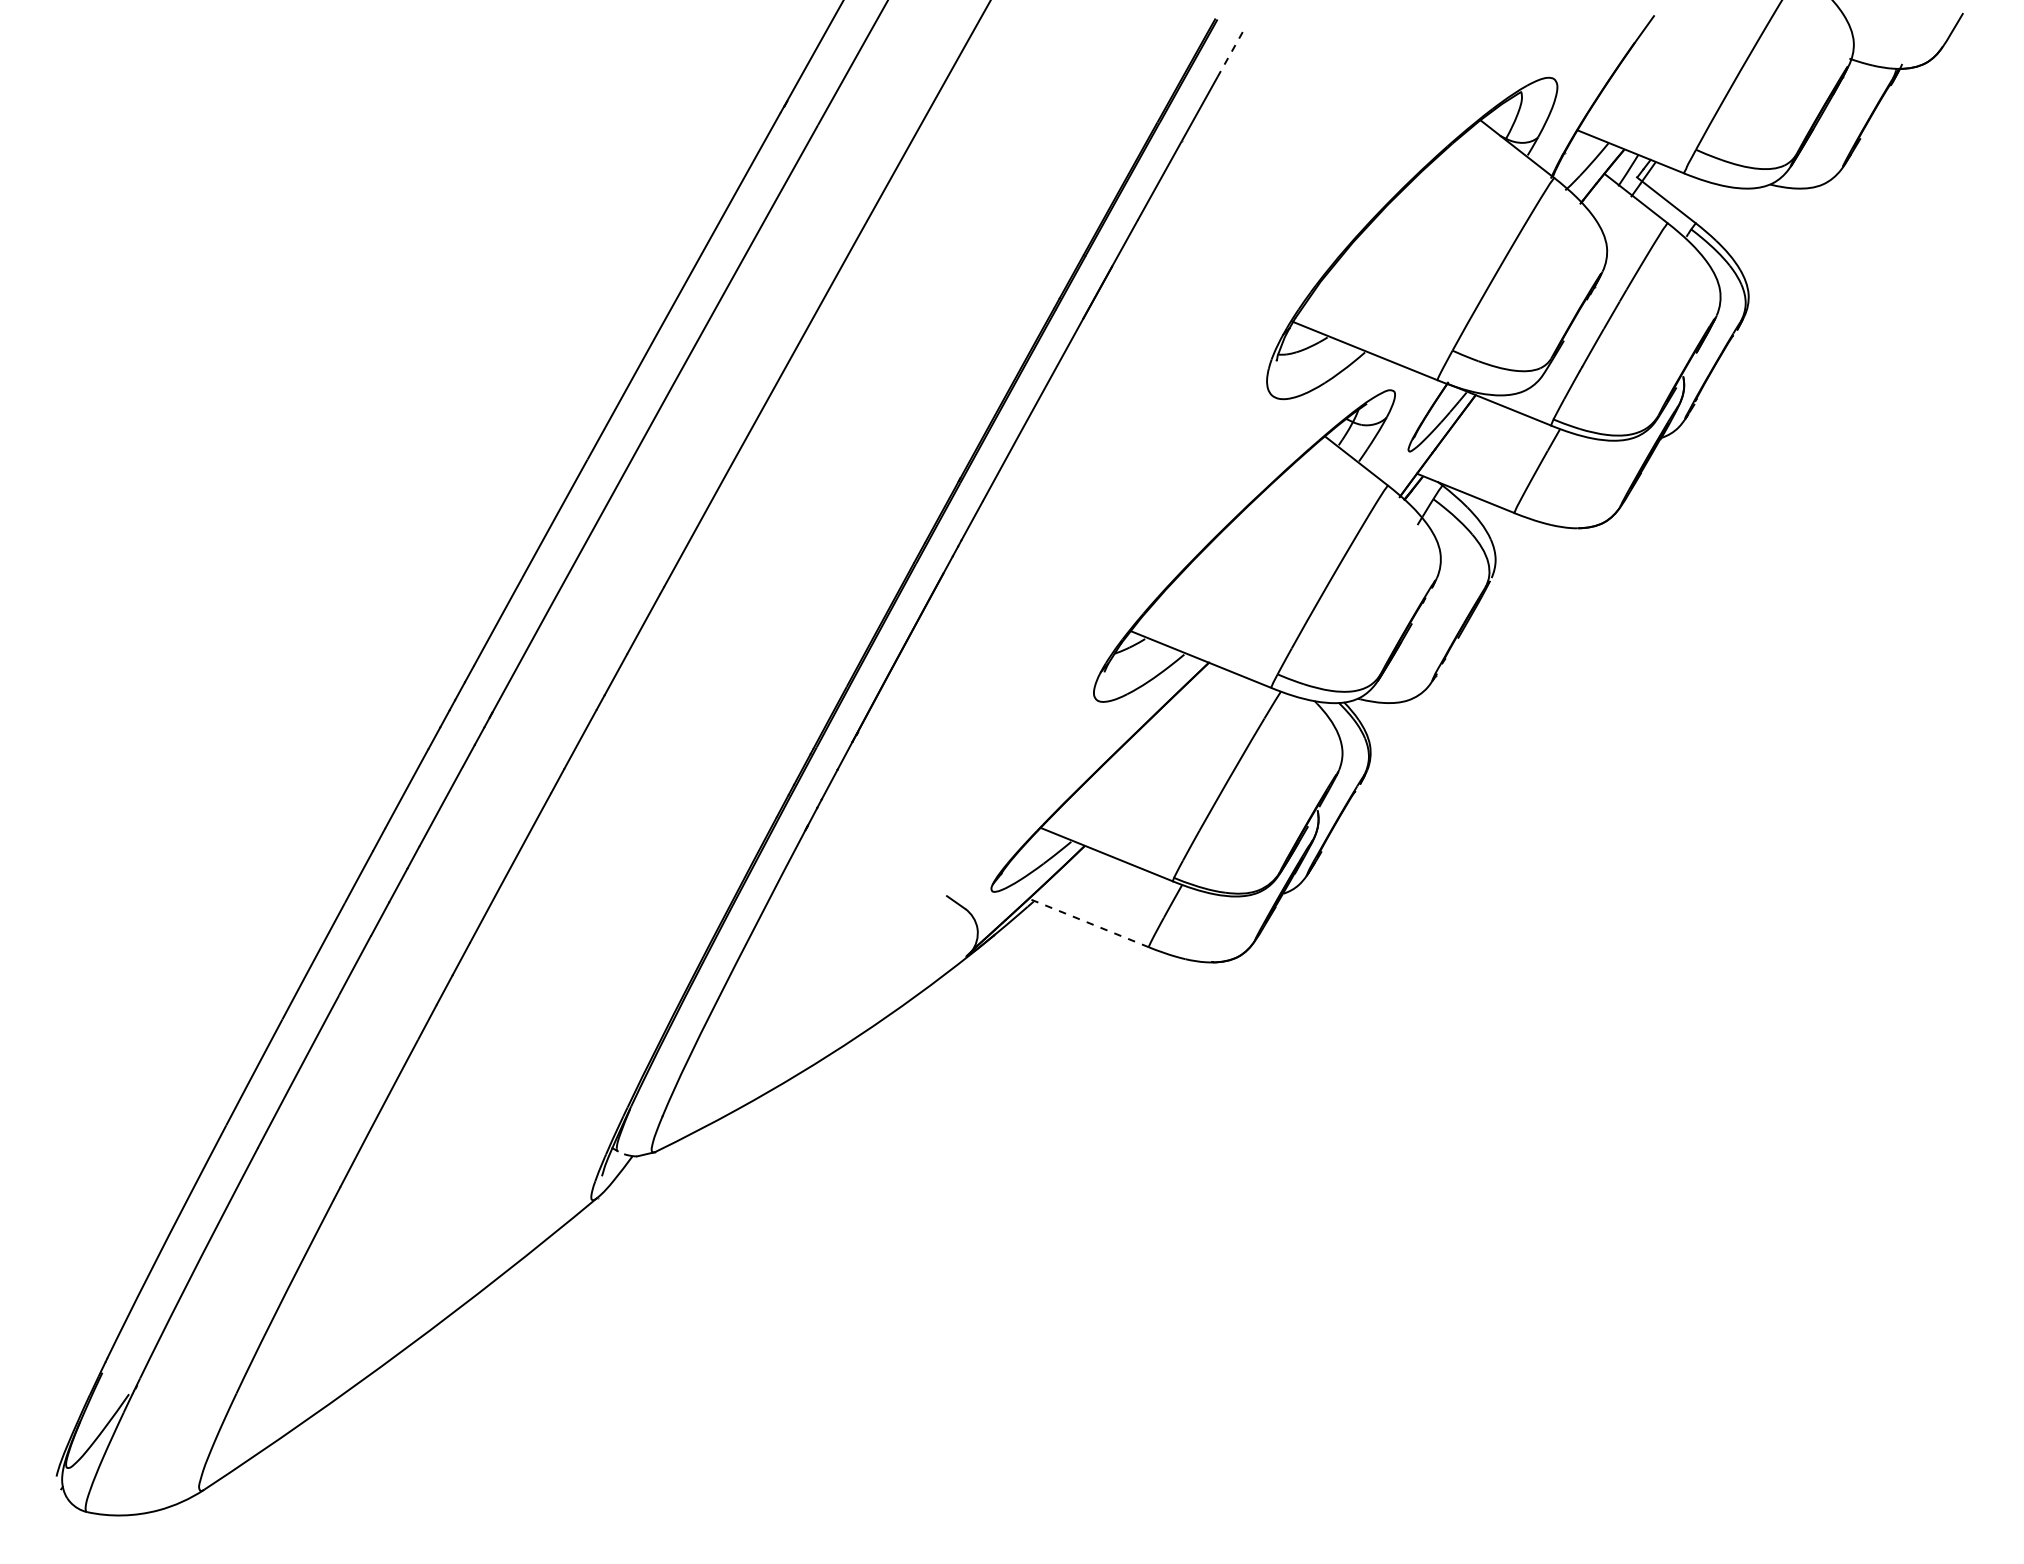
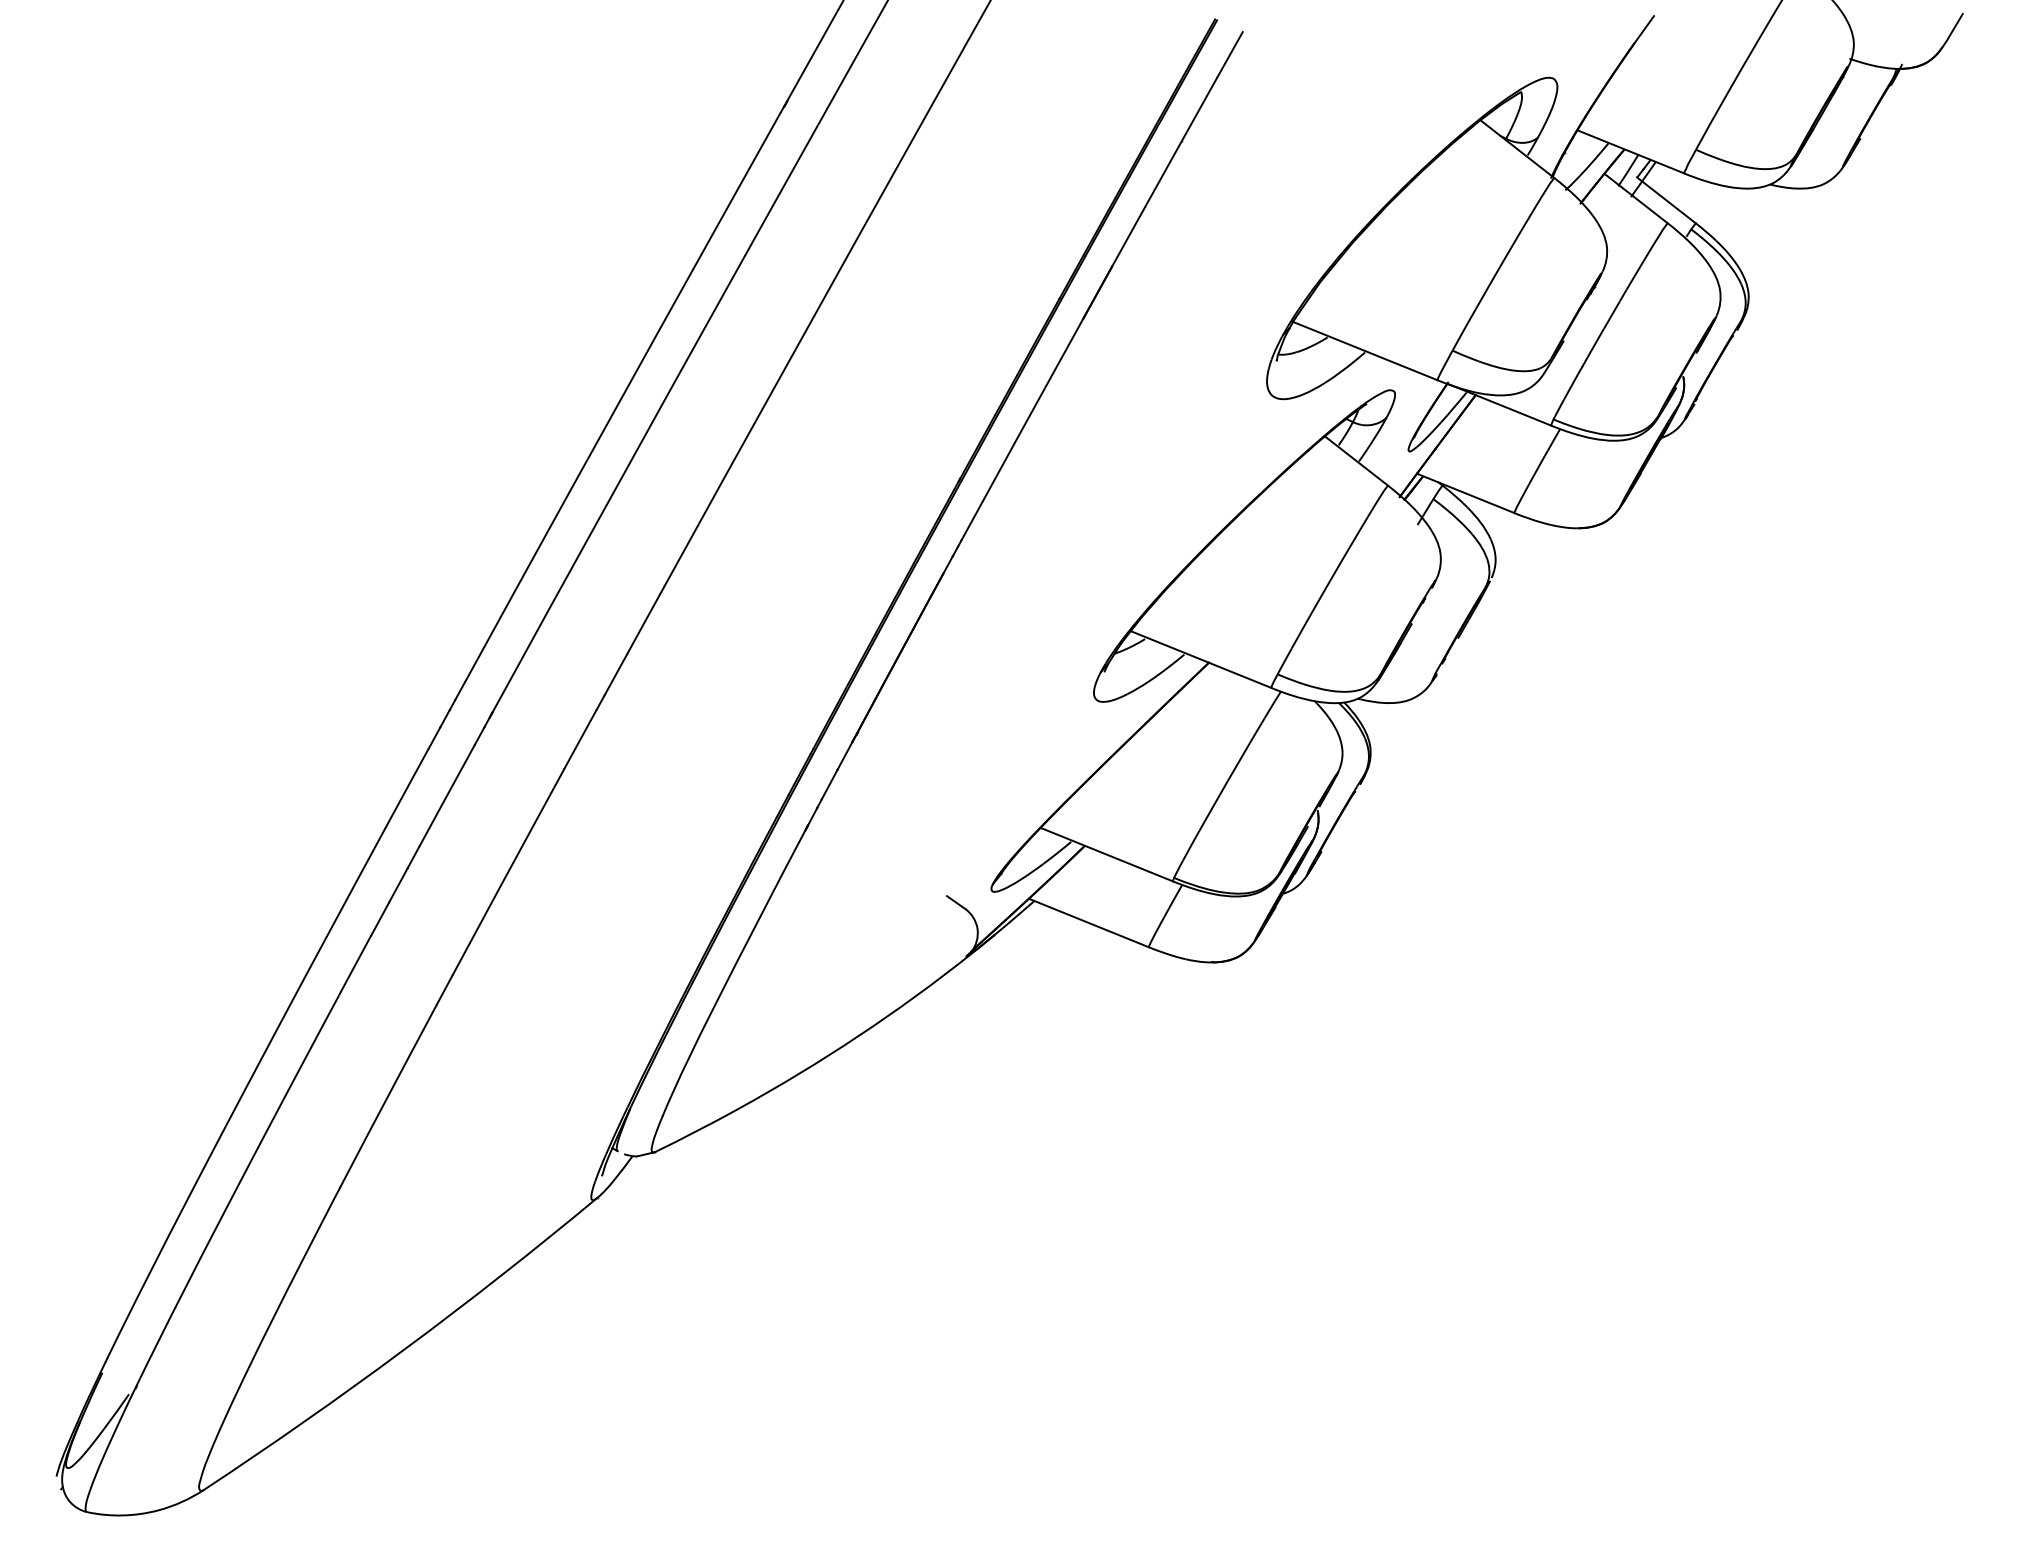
line: dashed -> solid (1230, 54)
line: dashed -> solid (1088, 923)
